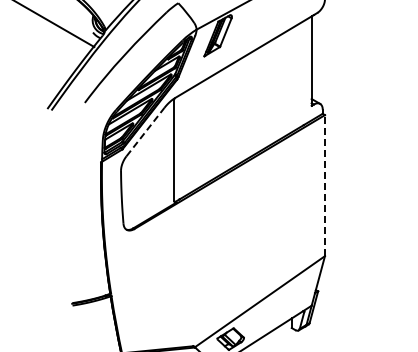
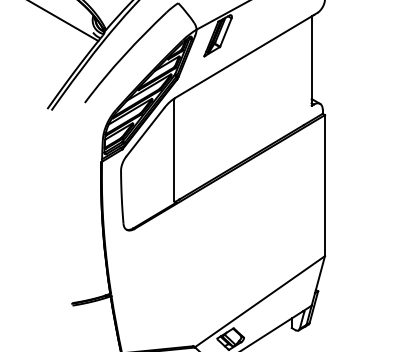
line position: (55, 24) -> (64, 21) (64, 21)
line: dashed -> solid (145, 132)
line: dashed -> solid (324, 185)
